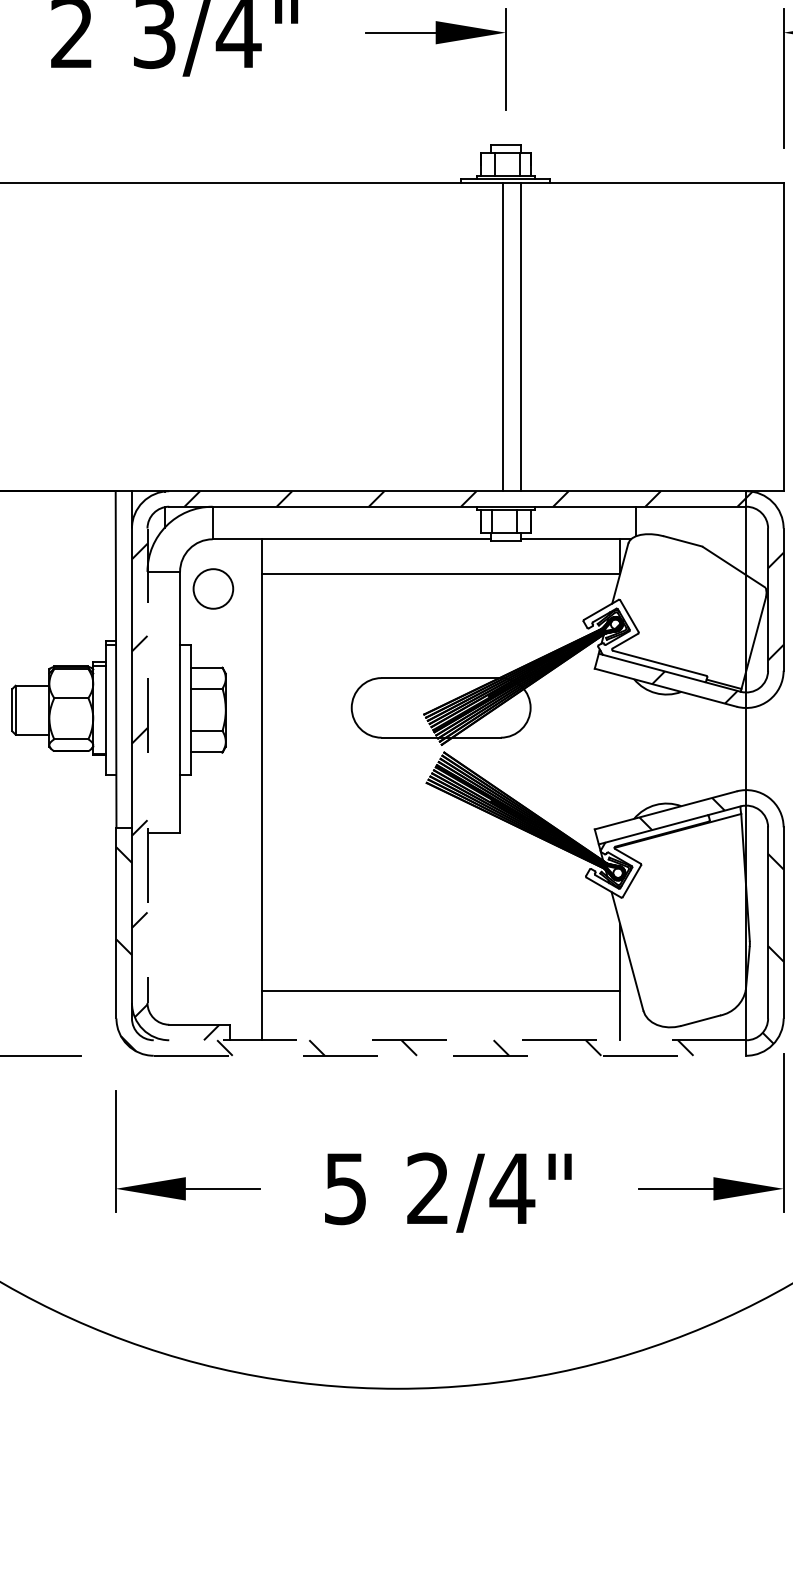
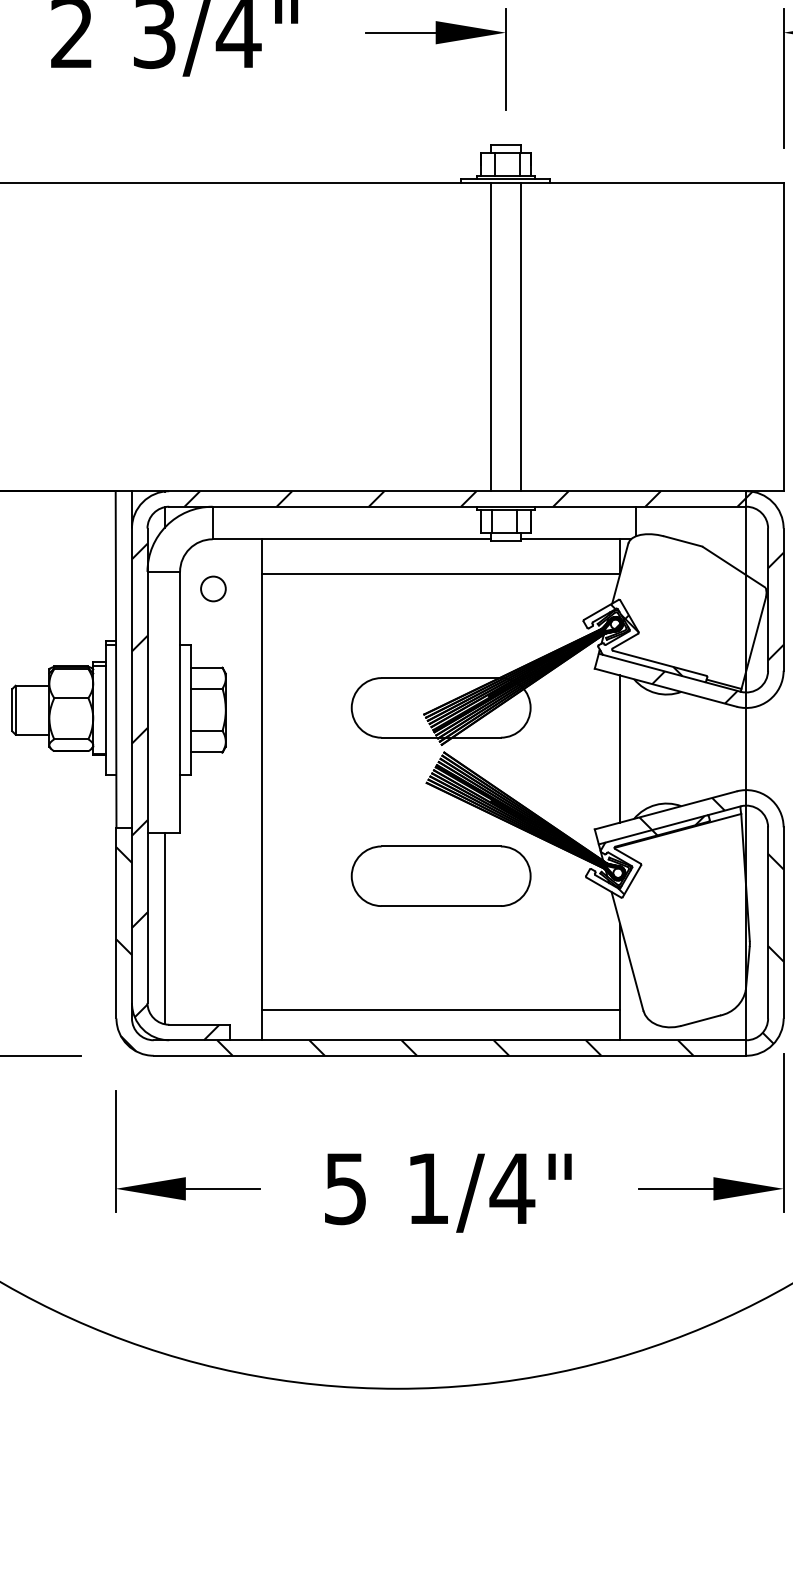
line position: (502, 336) -> (490, 336) (490, 336)
circle size: 43x42 px -> 27x28 px (213, 588)
hatch: none -> present (640, 640)
line: none -> present (620, 748)
line: dashed -> solid (147, 766)
hatch: none -> present (661, 855)
part: none -> present (440, 875)
line: none -> present (164, 928)
line position: (441, 991) -> (441, 1010) (441, 1010)
line: dashed -> solid (449, 1040)
line: dashed -> solid (450, 1055)
text: 2/4" -> 1/4" (427, 1187)
